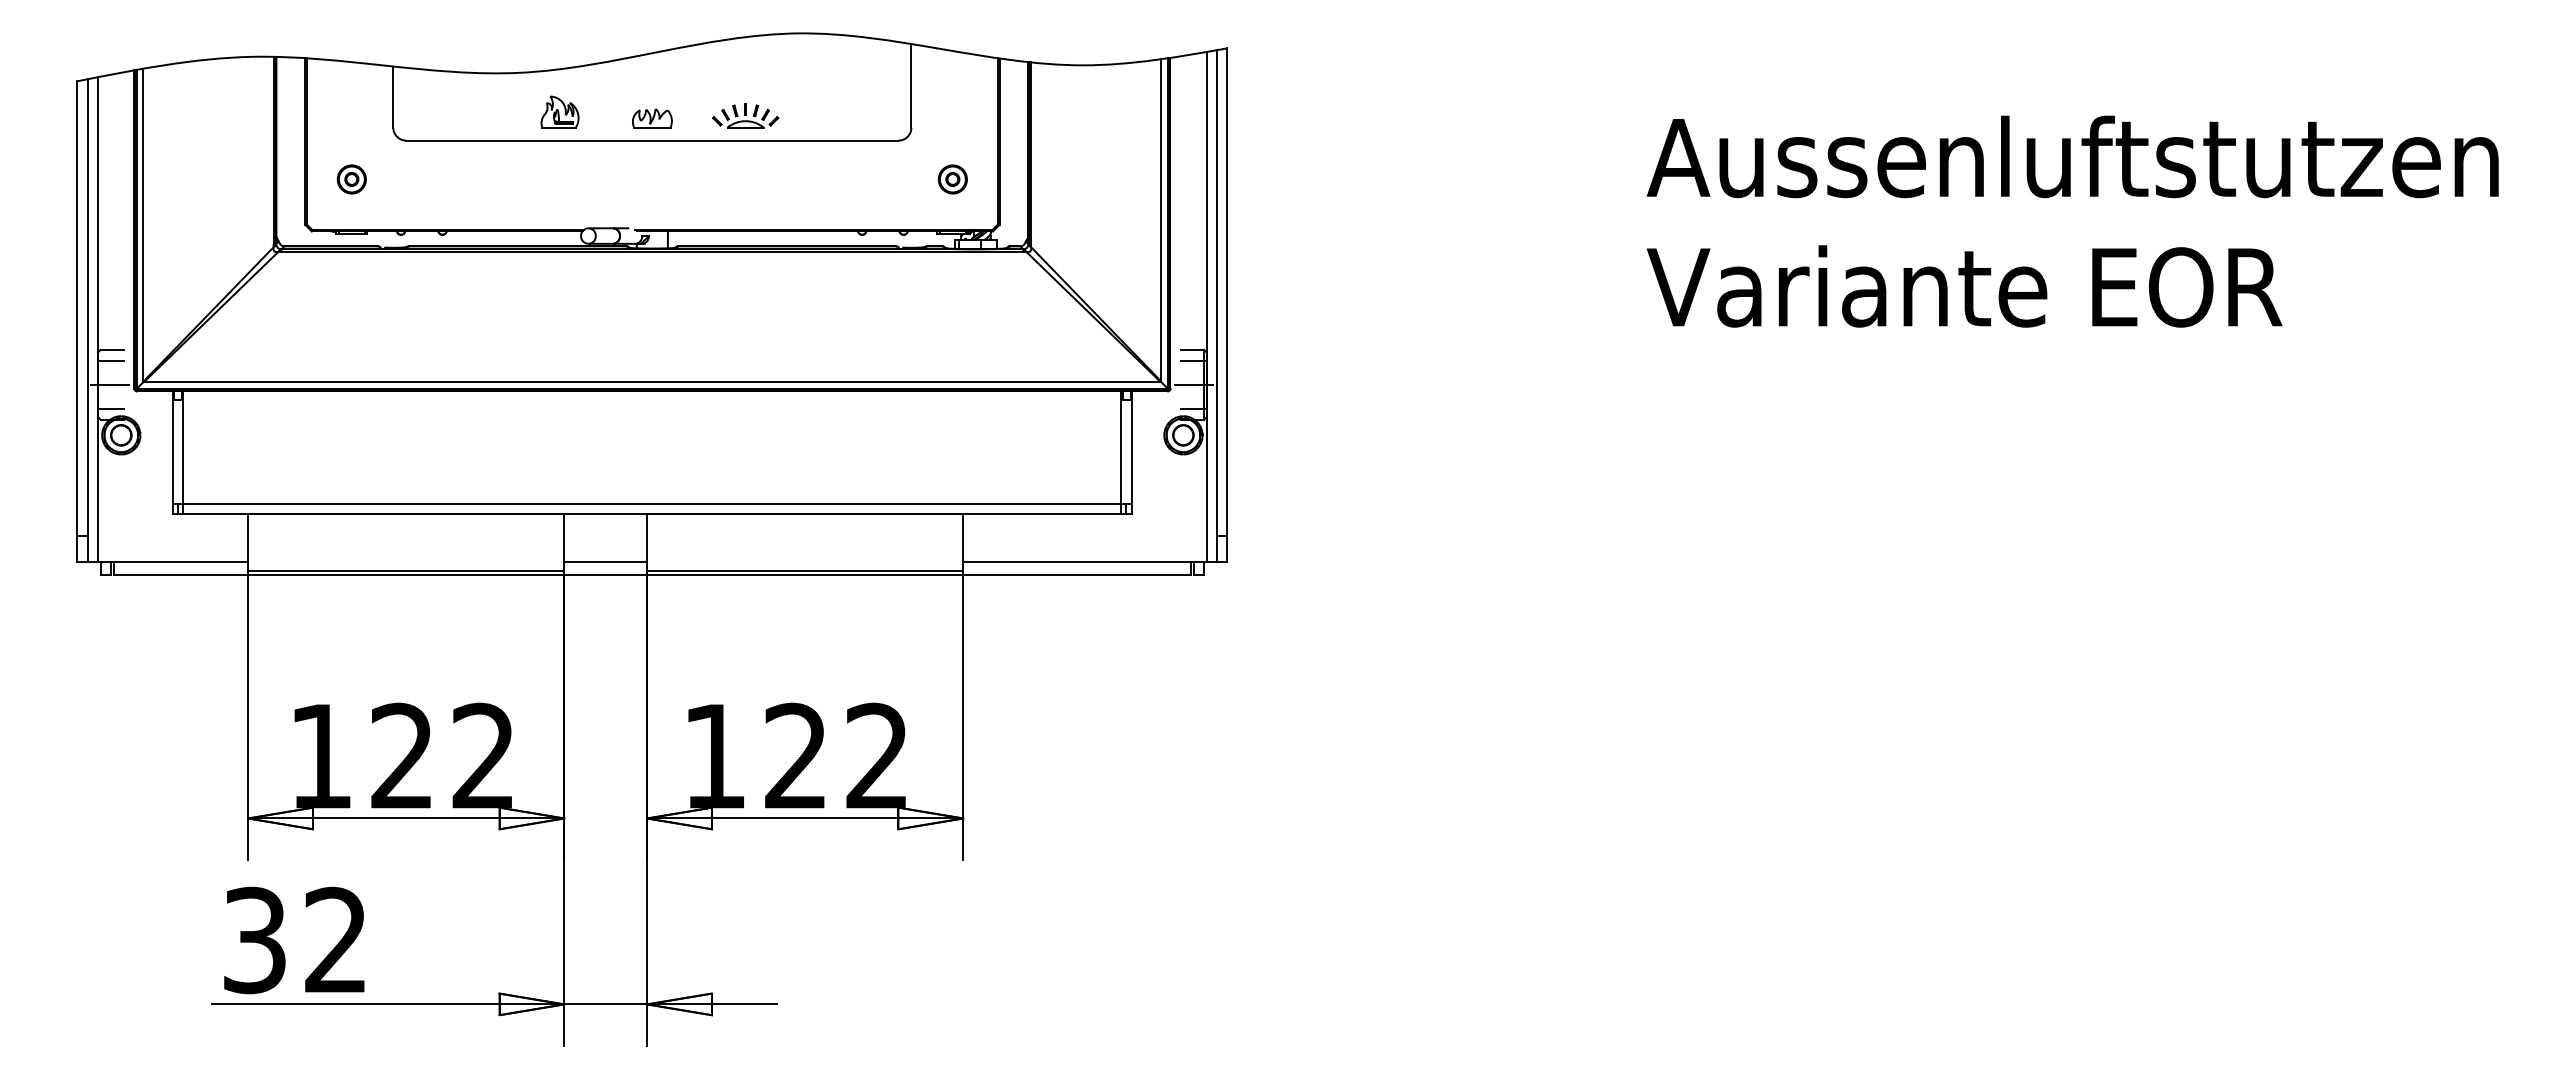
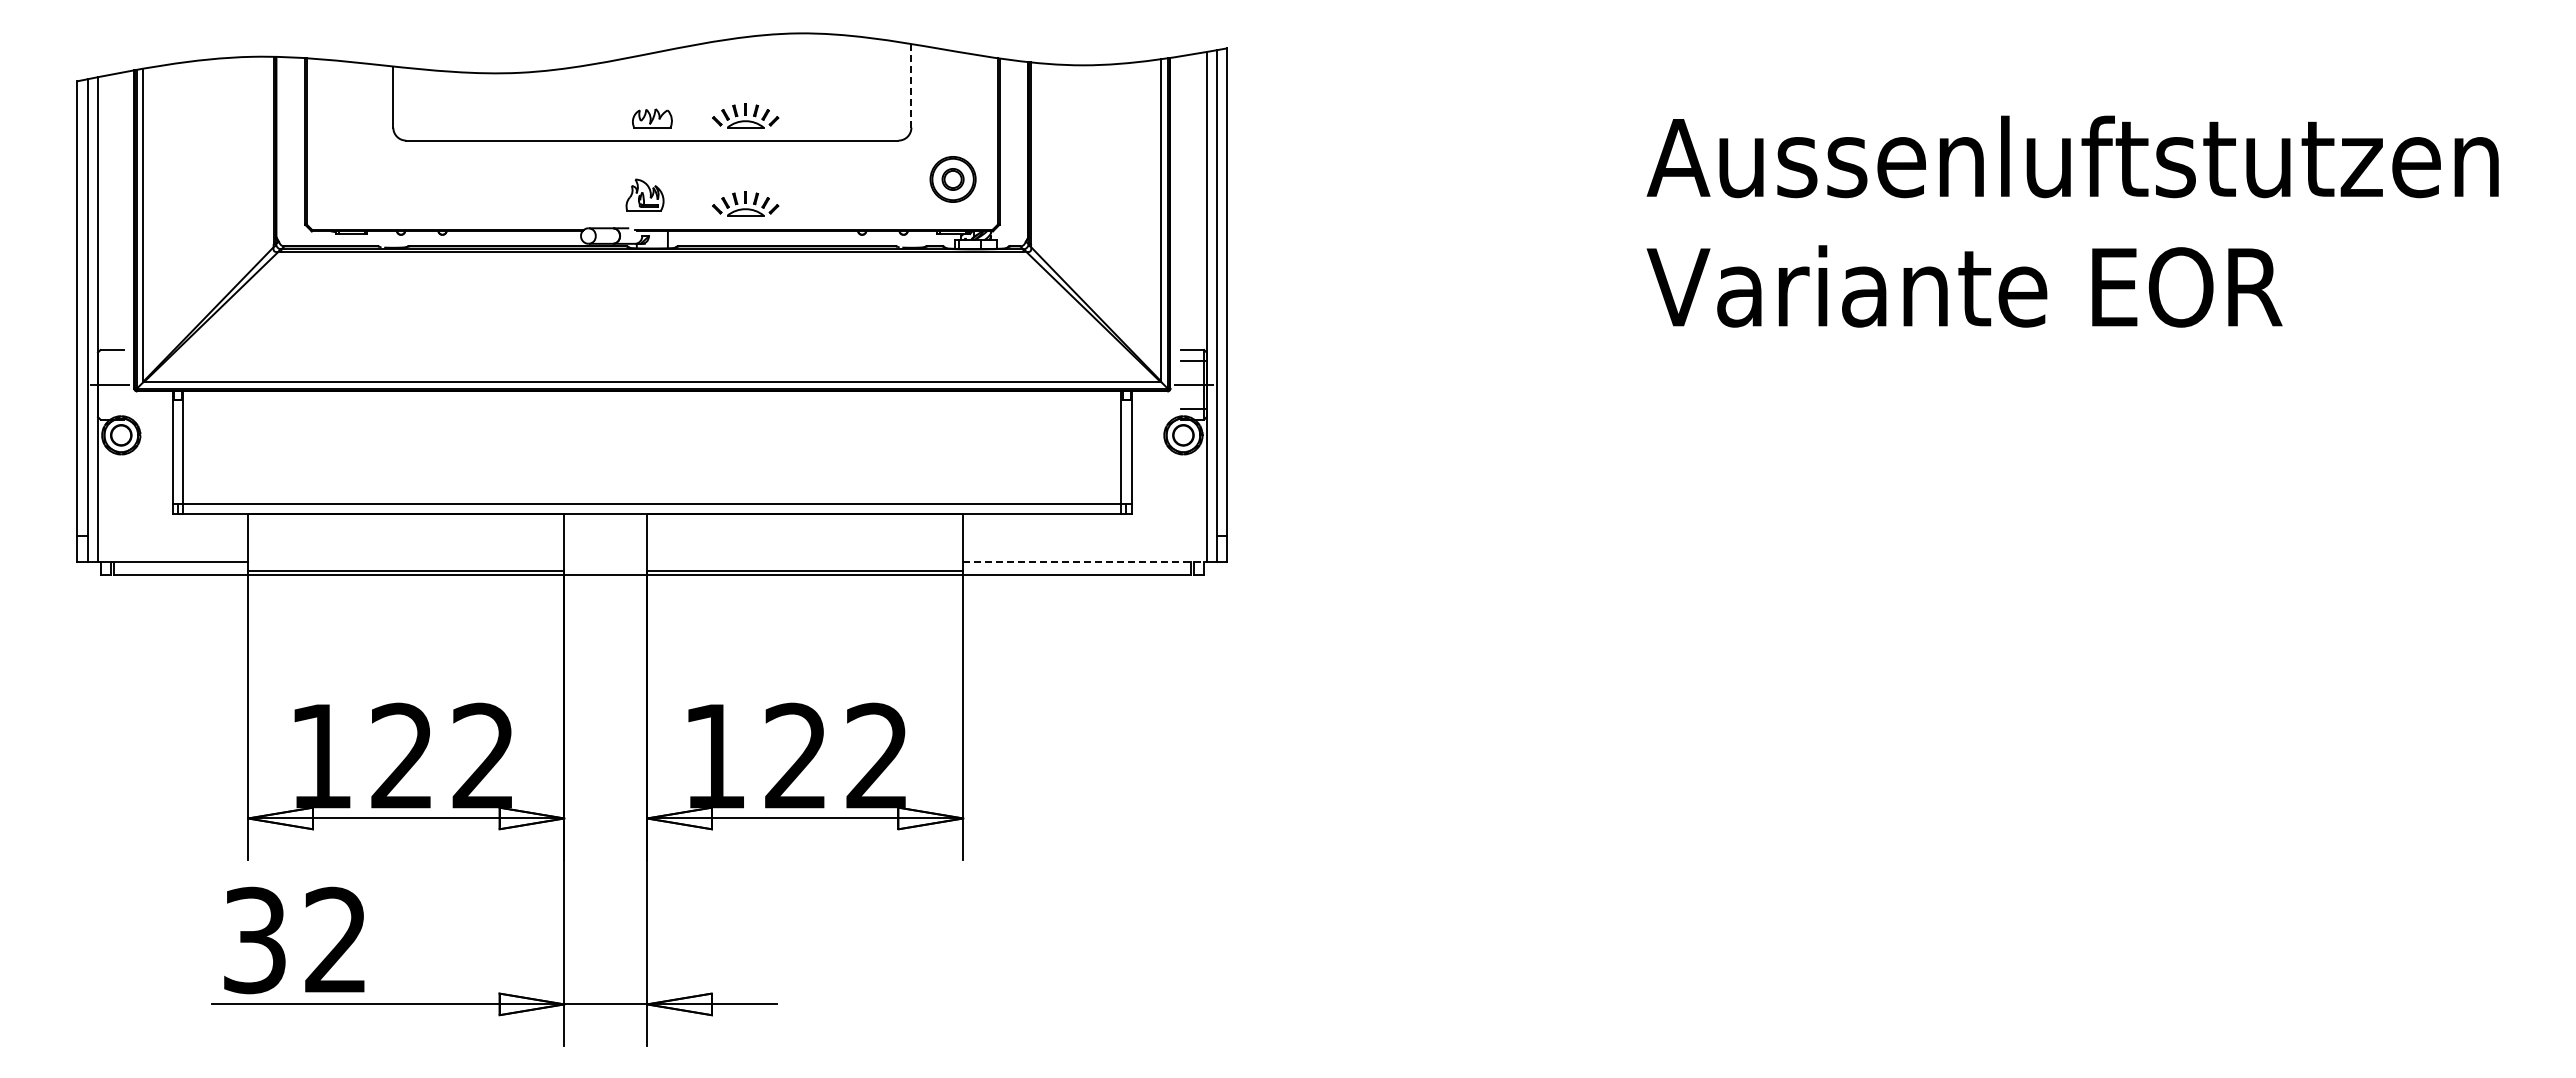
line: solid -> dashed (911, 85)
part position: (559, 111) -> (644, 194) (644, 194)
part: present -> none (351, 179)
part size: 31x31 px -> 48x47 px (952, 179)
part: none -> present (745, 203)
line: present -> none (110, 360)
line: present -> none (110, 408)
line: present -> none (605, 562)
line: solid -> dashed (1085, 562)
